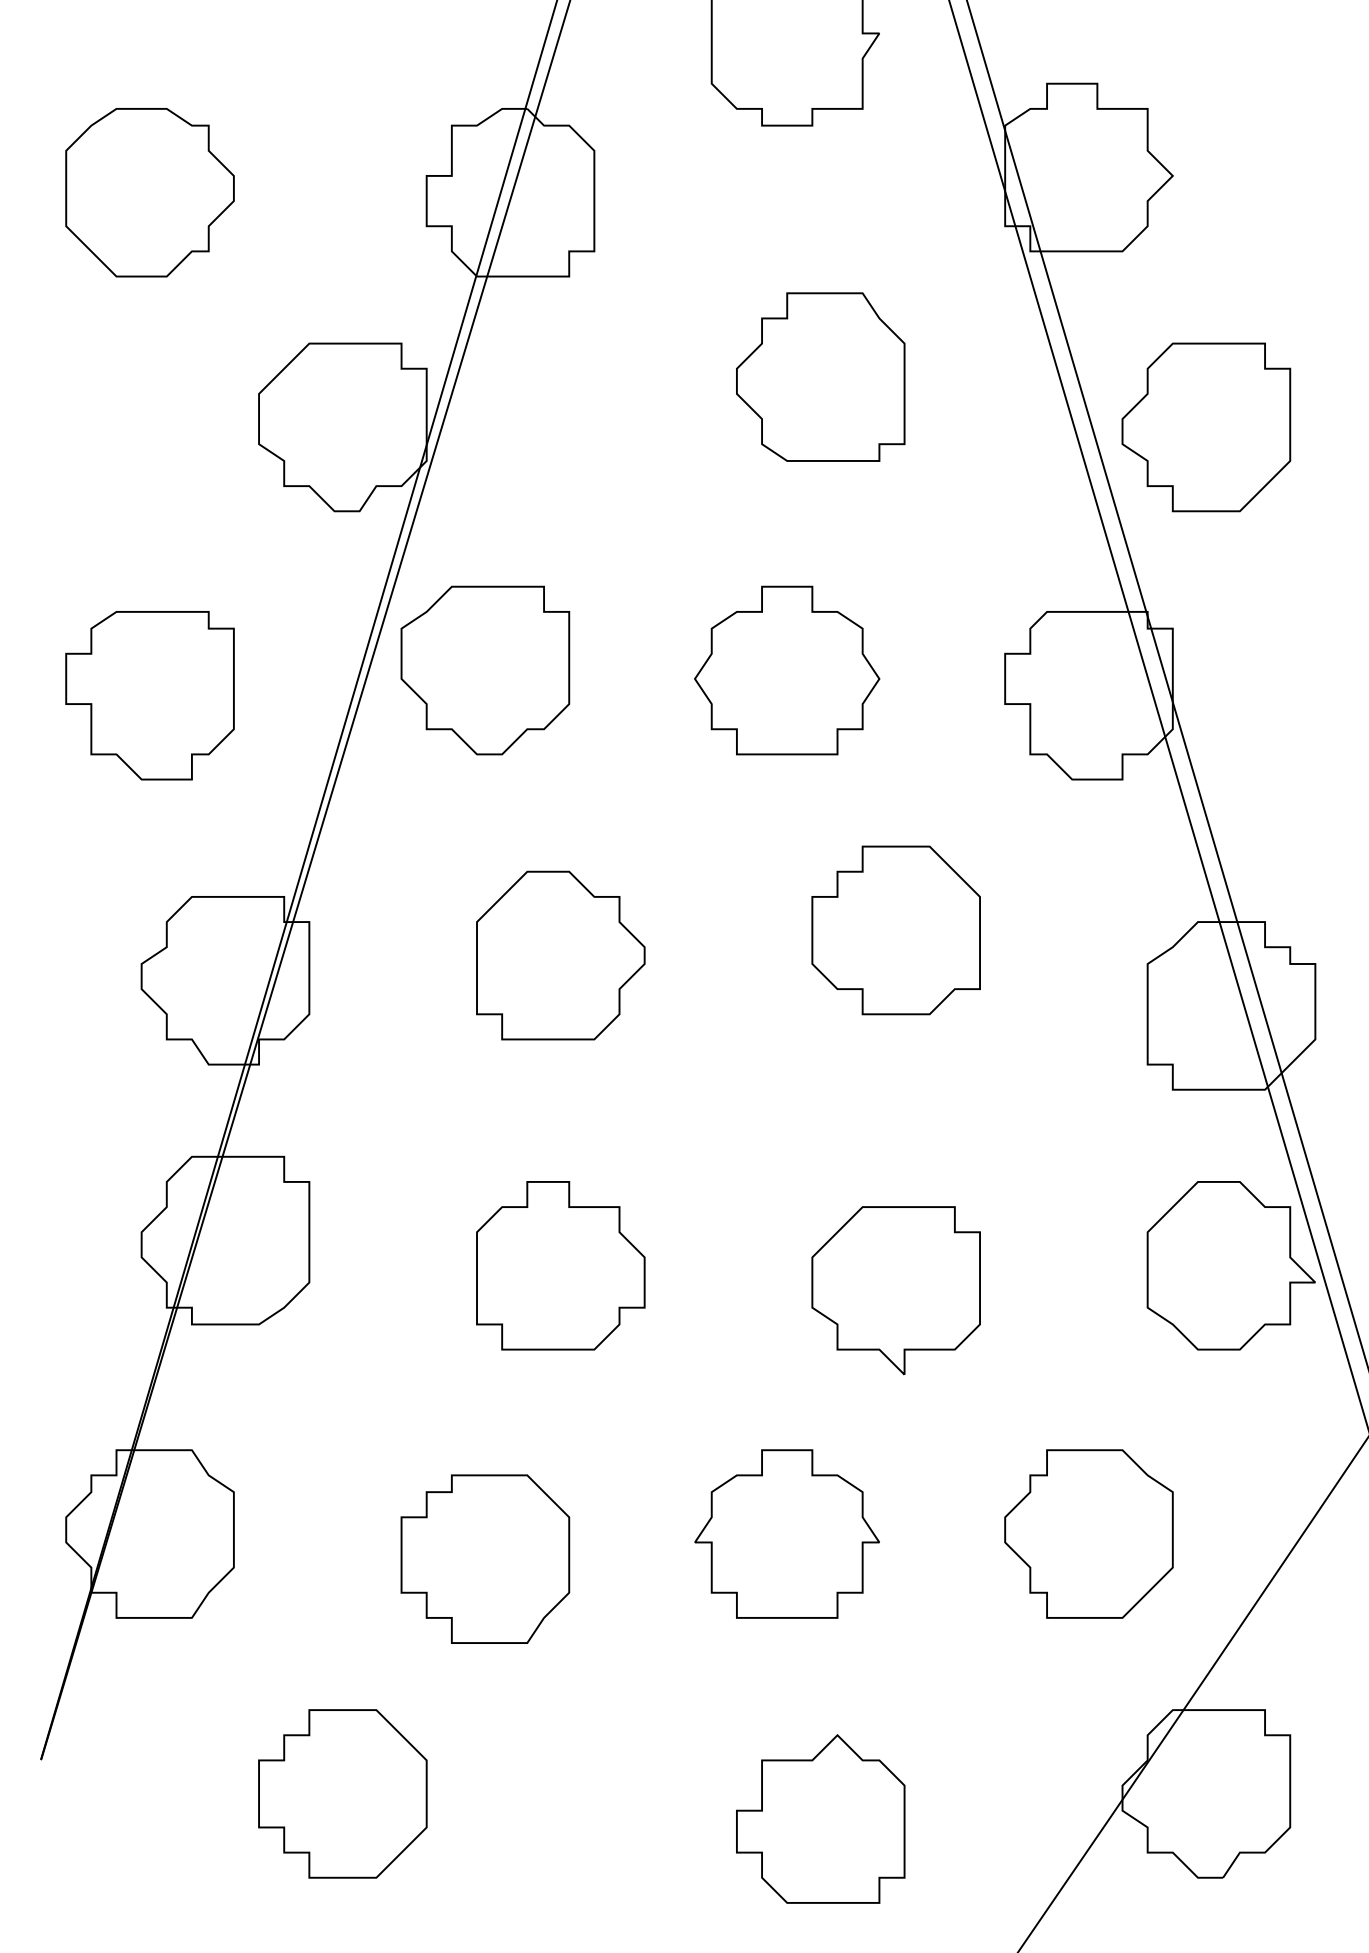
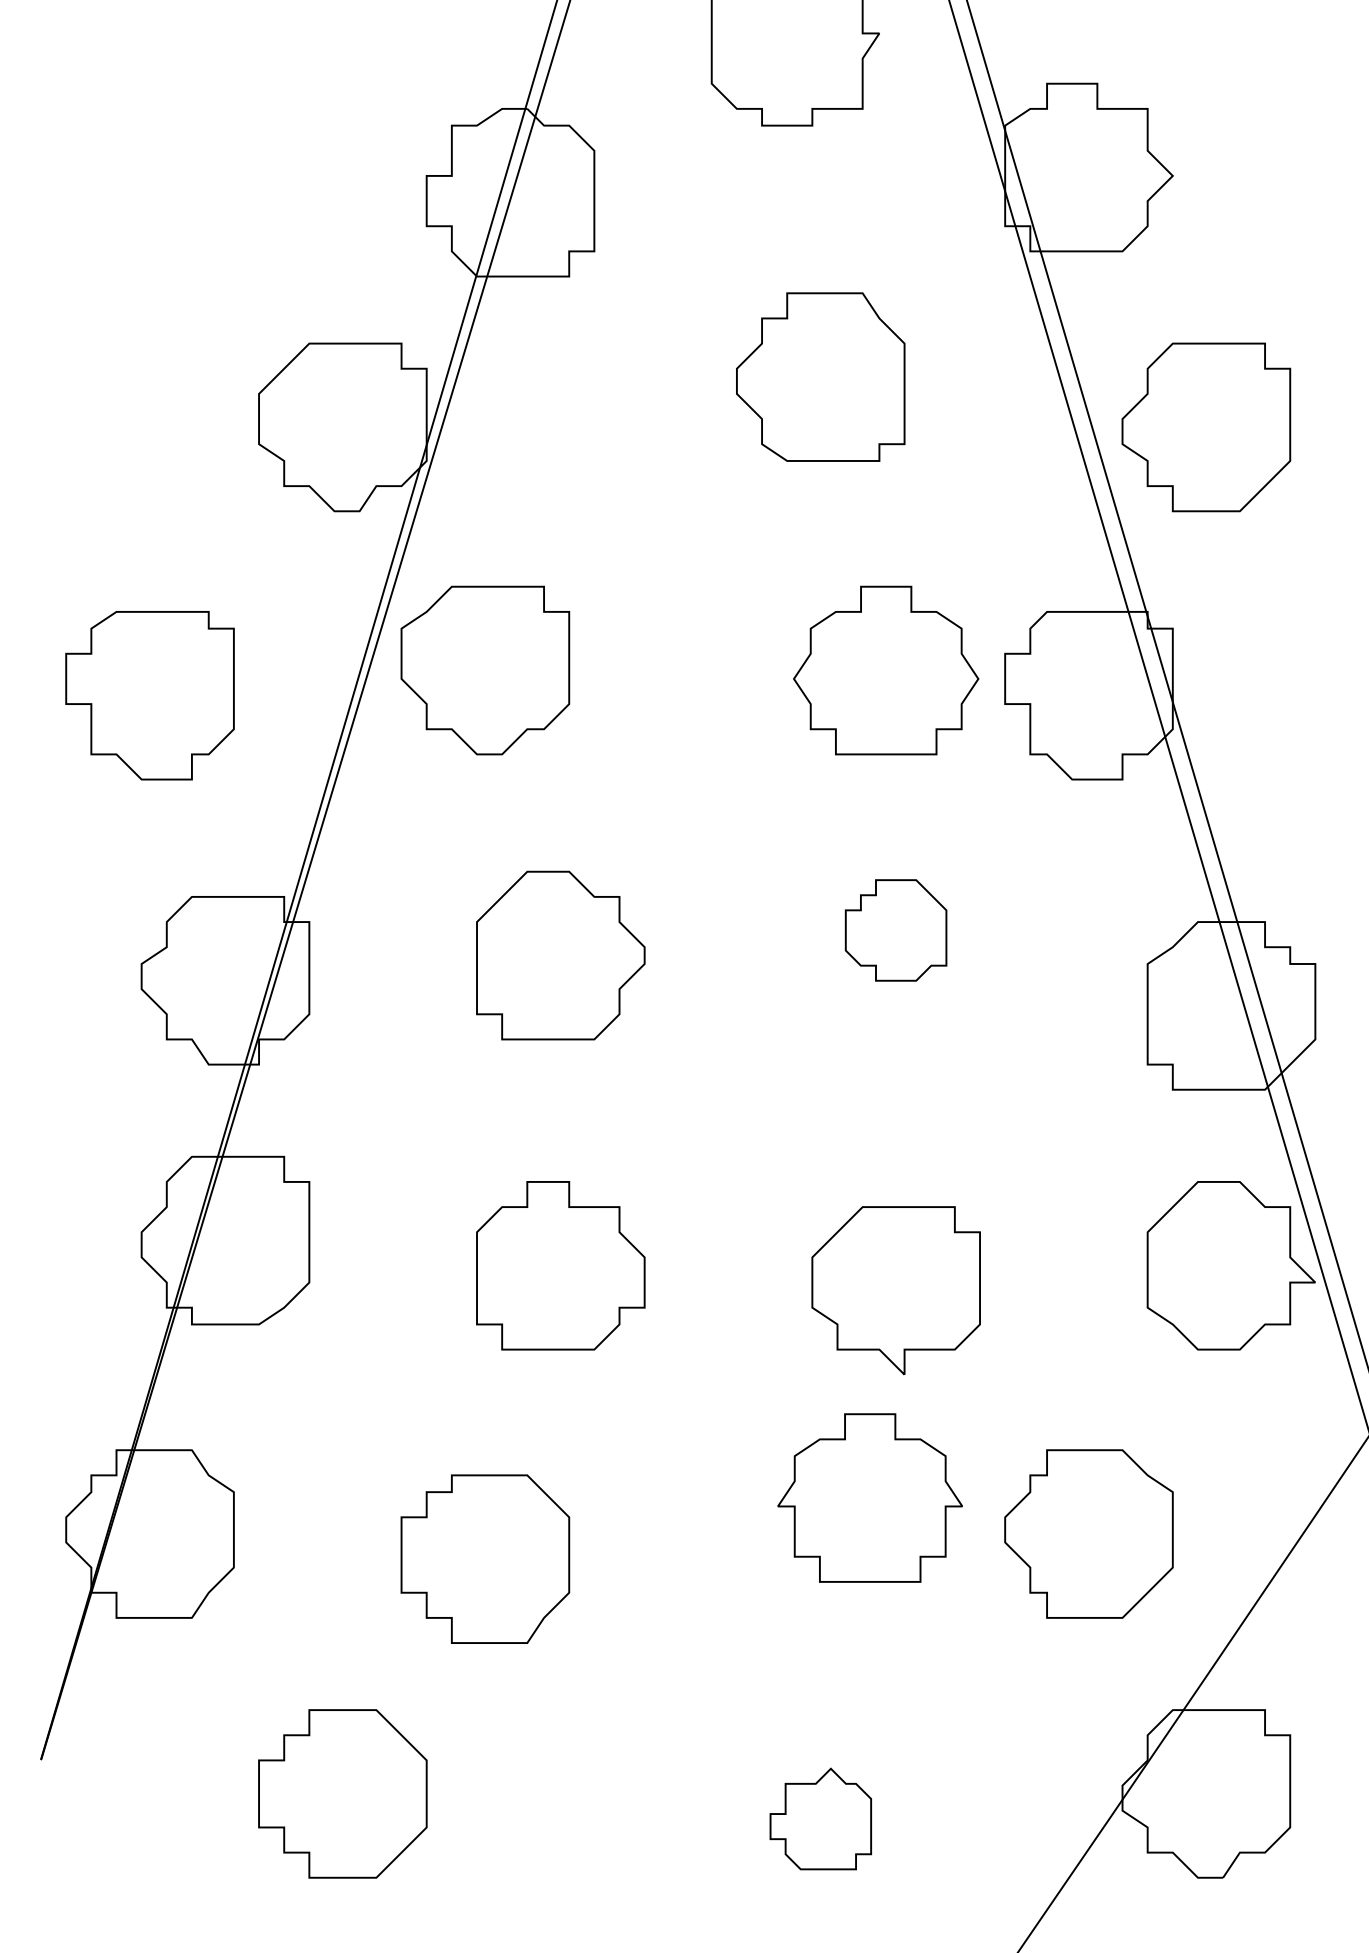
part: present -> none (149, 192)
part position: (787, 670) -> (886, 670) (886, 670)
part size: 170x171 px -> 104x103 px (895, 930)
part position: (786, 1533) -> (869, 1497) (869, 1497)
part size: 170x170 px -> 103x104 px (820, 1818)
